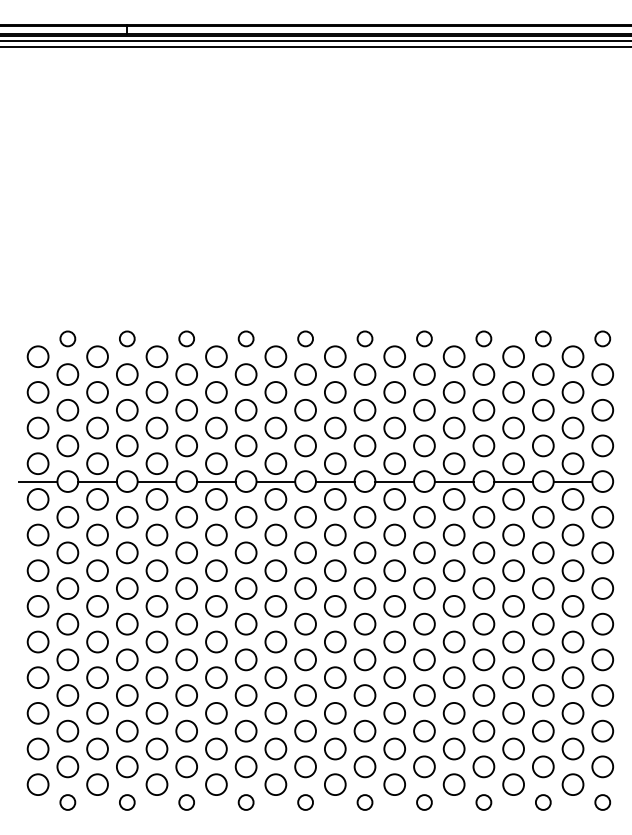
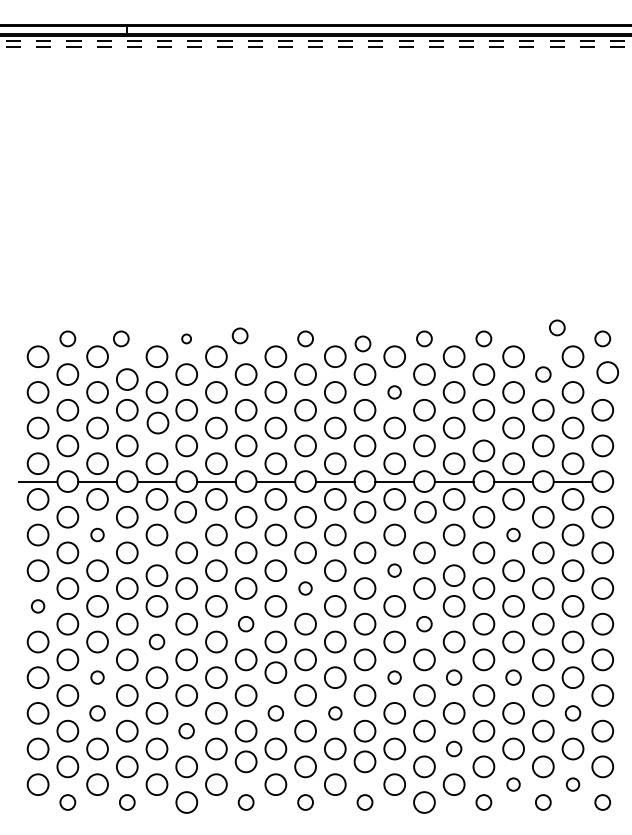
line: solid -> dashed (316, 40)
line: solid -> dashed (316, 47)
circle position: (127, 338) -> (121, 338) (121, 338)
circle size: 17x18 px -> 11x12 px (186, 338)
circle position: (245, 338) -> (239, 335) (239, 335)
circle position: (364, 338) -> (362, 343) (362, 343)
circle position: (543, 338) -> (557, 327) (557, 327)
circle position: (127, 374) -> (127, 379) (127, 379)
circle size: 23x23 px -> 17x17 px (543, 374)
circle position: (602, 374) -> (607, 372) (607, 372)
circle size: 23x23 px -> 15x15 px (394, 392)
circle position: (156, 427) -> (157, 422) (157, 422)
circle position: (483, 445) -> (483, 450) (483, 450)
circle position: (186, 516) -> (185, 511) (185, 511)
circle position: (424, 516) -> (425, 511) (425, 511)
circle position: (364, 517) -> (364, 512) (364, 512)
circle size: 23x24 px -> 15x16 px (97, 534)
circle size: 23x24 px -> 15x16 px (513, 534)
circle position: (156, 570) -> (156, 575) (156, 575)
circle size: 23x23 px -> 15x15 px (394, 570)
circle position: (453, 570) -> (453, 575) (453, 575)
circle size: 23x23 px -> 15x15 px (305, 588)
circle size: 24x23 px -> 15x15 px (38, 606)
circle size: 24x24 px -> 17x17 px (246, 624)
circle size: 23x24 px -> 17x17 px (424, 624)
circle size: 24x24 px -> 18x18 px (156, 641)
circle size: 23x23 px -> 15x15 px (97, 677)
circle position: (275, 677) -> (275, 672) (275, 672)
circle size: 23x23 px -> 15x15 px (394, 677)
circle size: 24x23 px -> 17x17 px (454, 677)
circle size: 23x23 px -> 17x17 px (513, 677)
circle size: 23x23 px -> 17x17 px (97, 713)
circle size: 24x23 px -> 18x17 px (275, 713)
circle size: 23x23 px -> 15x15 px (335, 713)
circle size: 24x23 px -> 18x17 px (572, 713)
circle size: 23x24 px -> 17x17 px (186, 731)
circle size: 24x24 px -> 17x18 px (454, 748)
circle position: (245, 766) -> (245, 761) (245, 761)
circle position: (364, 766) -> (364, 761) (364, 761)
circle size: 23x23 px -> 15x15 px (513, 784)
circle size: 24x23 px -> 16x15 px (572, 784)
circle size: 17x17 px -> 24x23 px (186, 802)
circle size: 17x17 px -> 23x23 px (424, 802)
